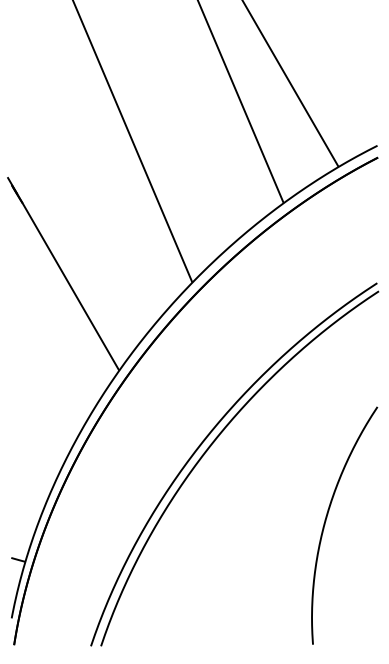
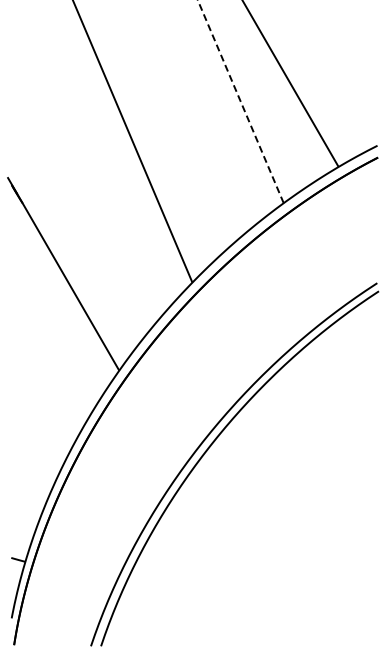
line: solid -> dashed (240, 101)
curve: present -> none (326, 521)
